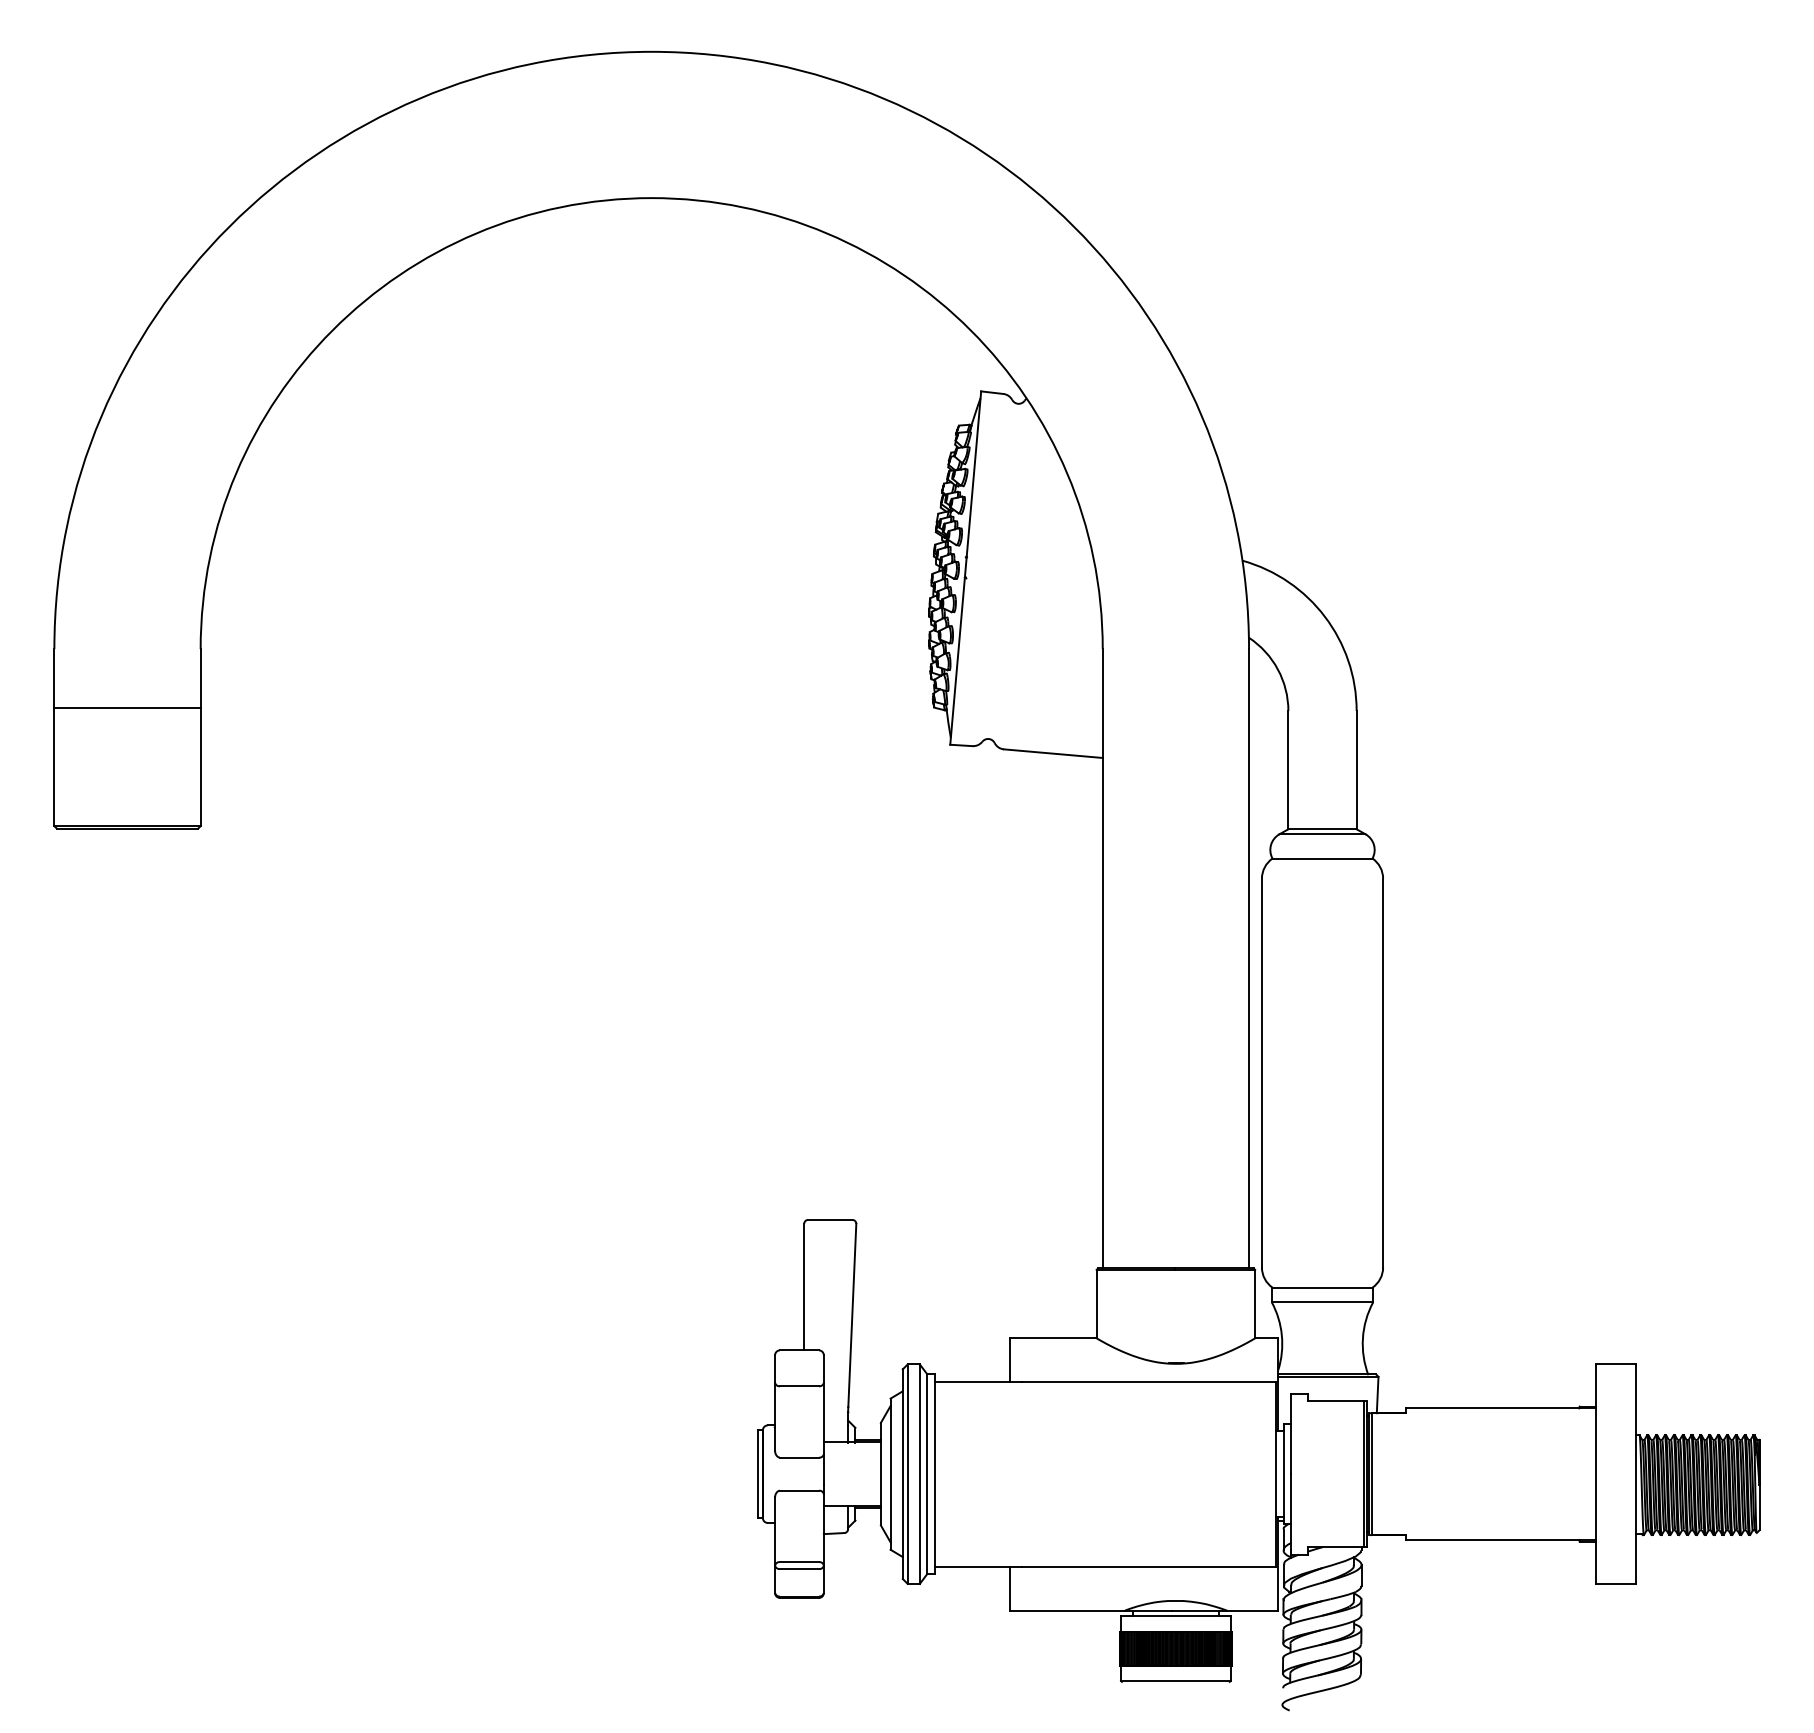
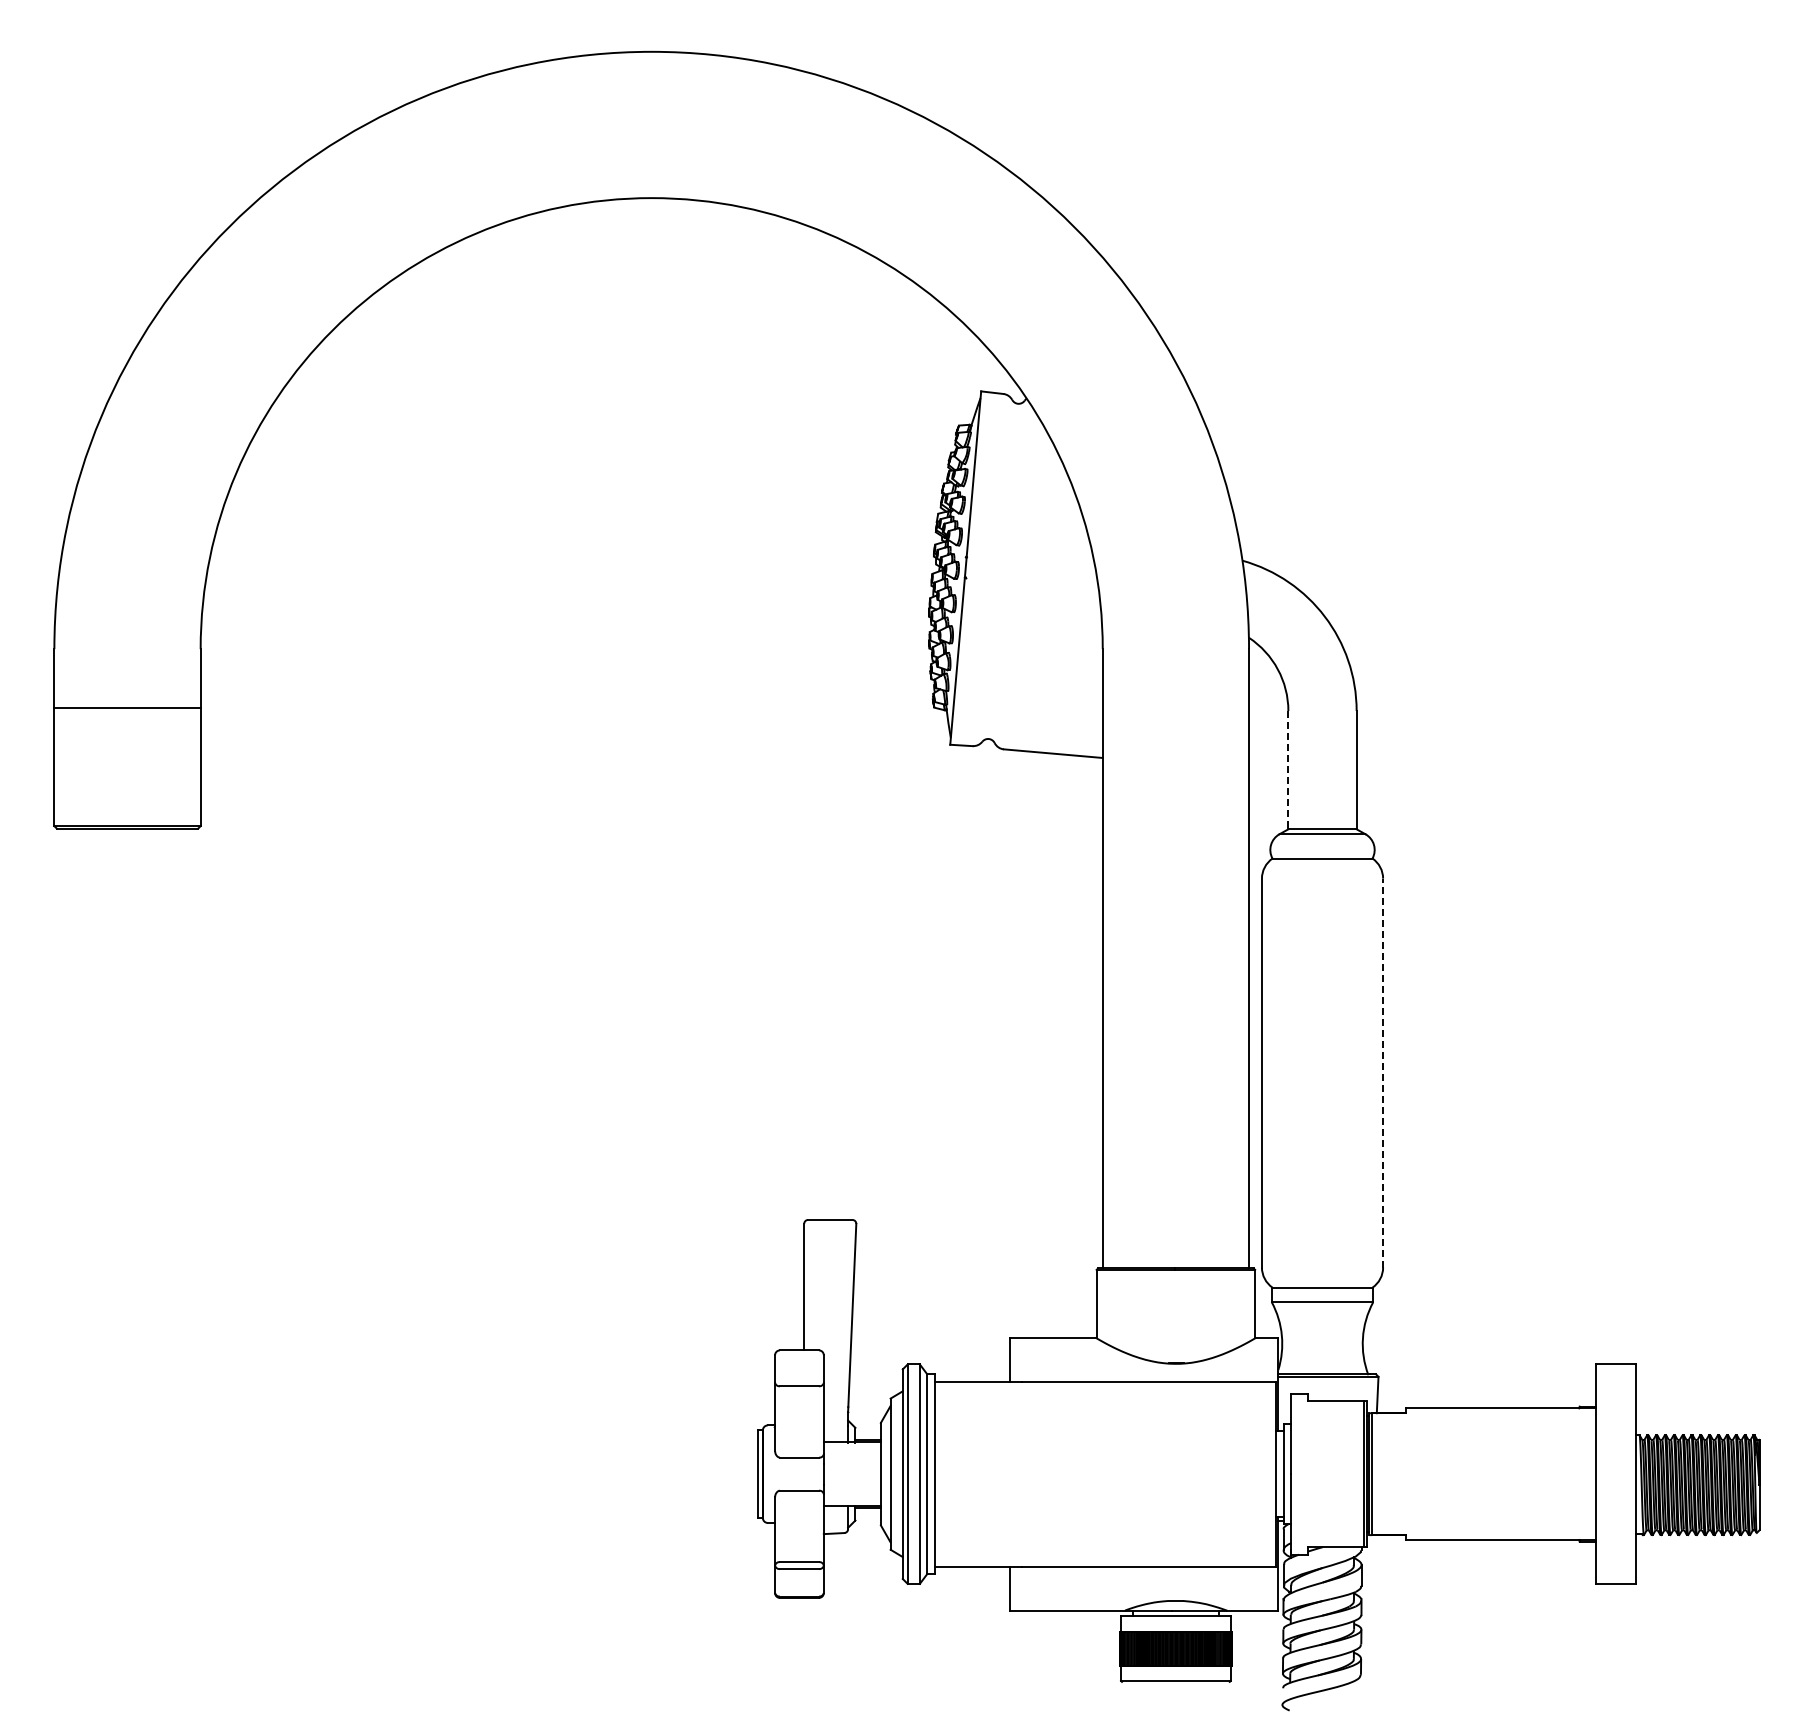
line: solid -> dashed (1288, 770)
line: solid -> dashed (1383, 1072)
